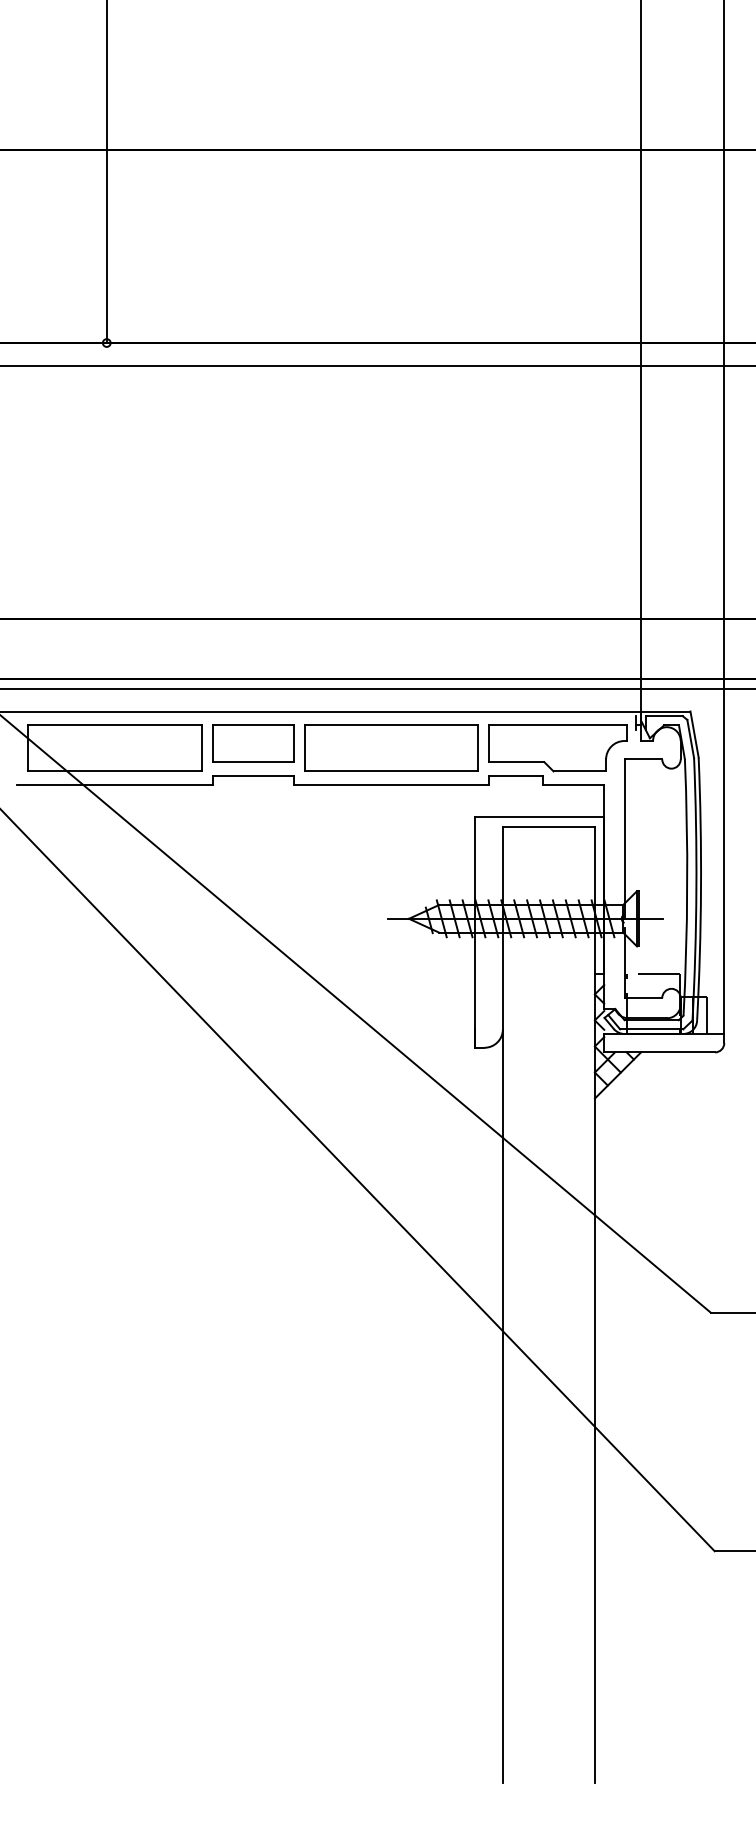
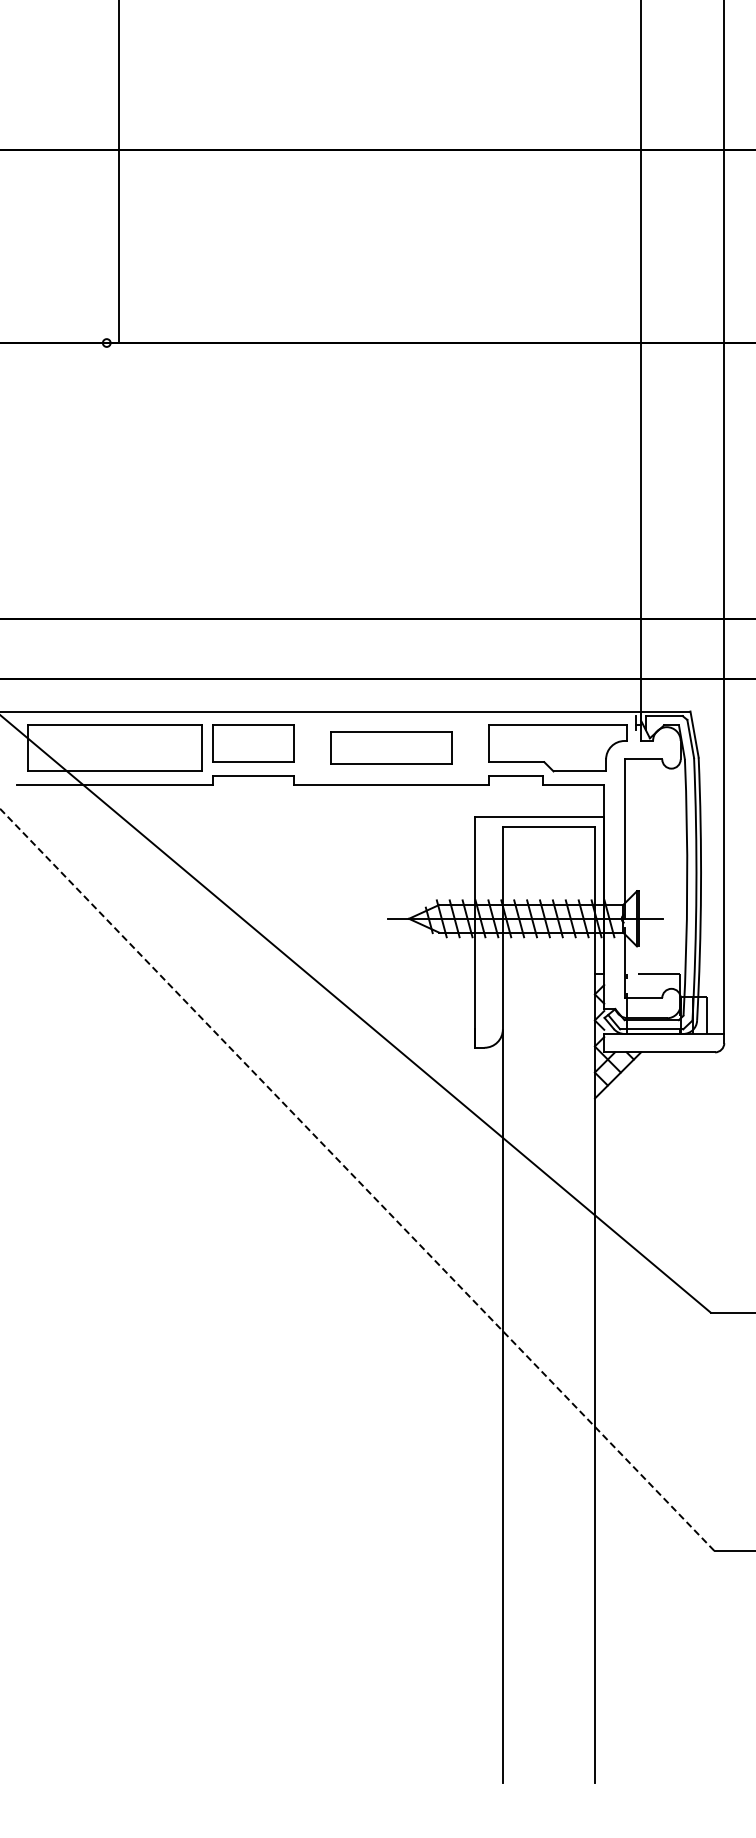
line position: (106, 172) -> (118, 172) (118, 172)
line: present -> none (377, 366)
line: present -> none (377, 688)
part size: 175x48 px -> 123x34 px (391, 747)
line: solid -> dashed (357, 1180)
